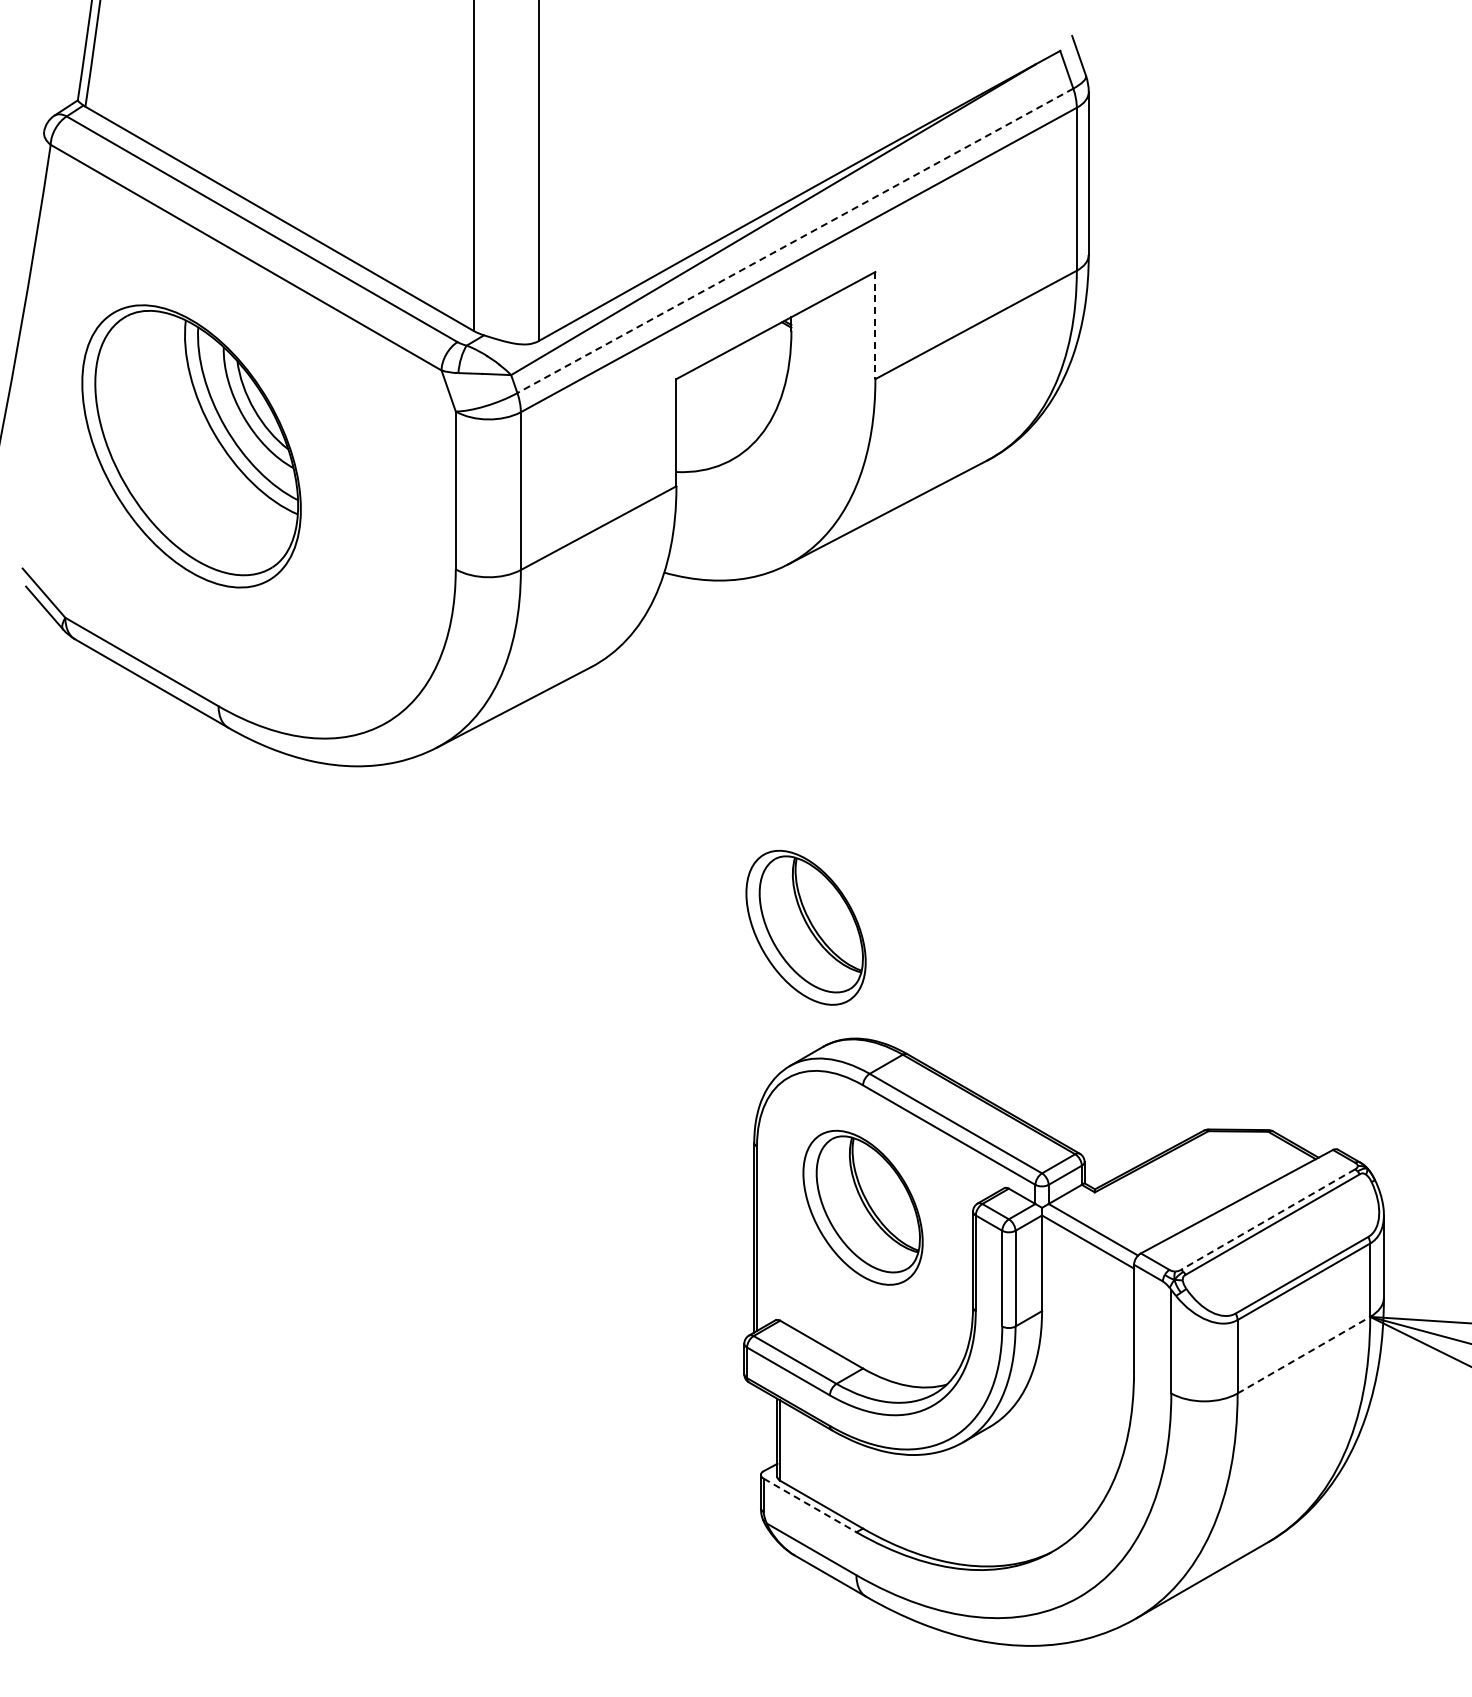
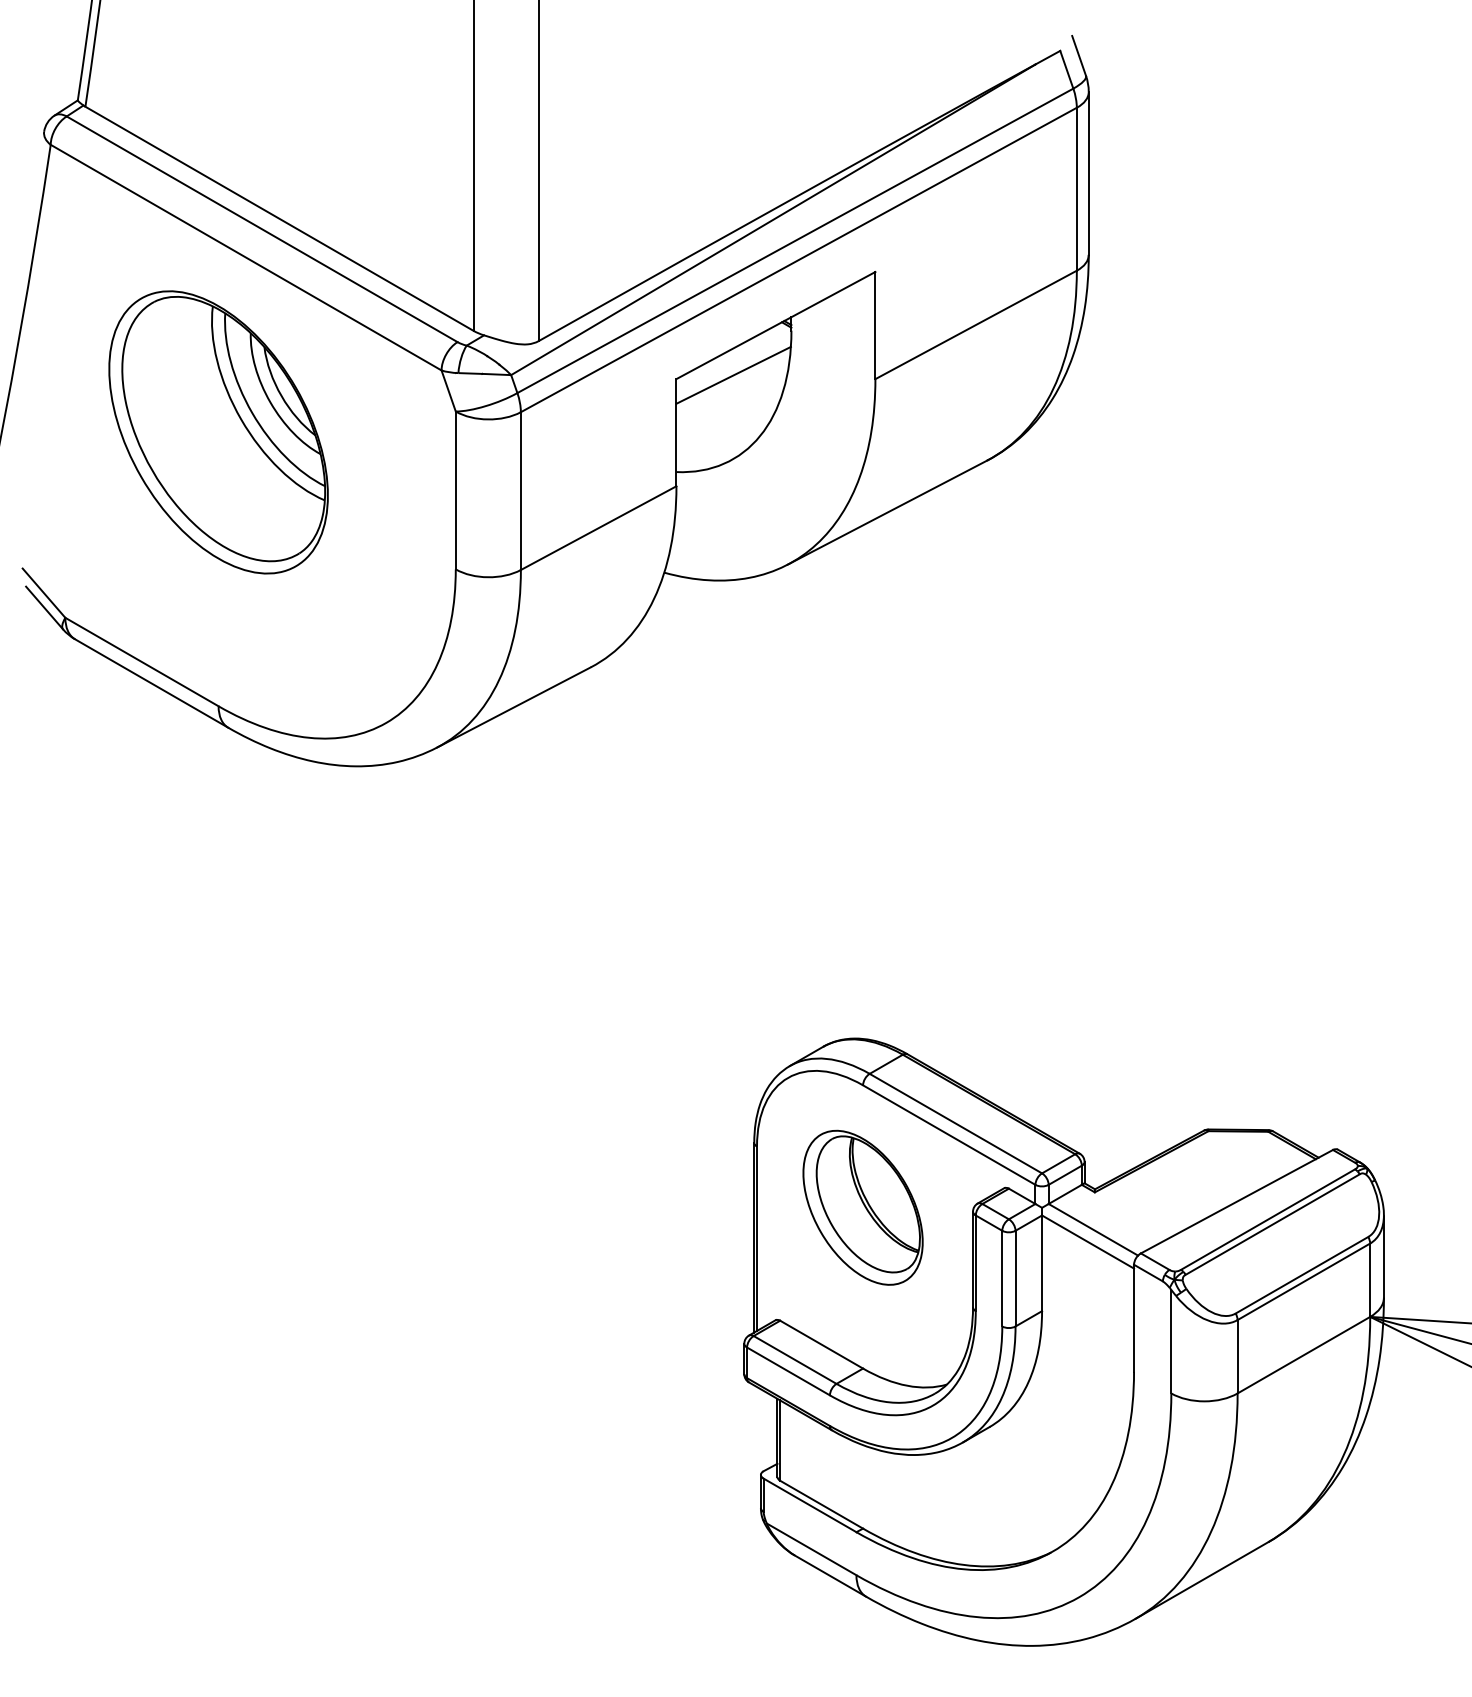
line: dashed -> solid (795, 240)
line: dashed -> solid (875, 325)
line: none -> present (733, 374)
part position: (191, 446) -> (218, 432) (218, 432)
part: present -> none (805, 927)
line: dashed -> solid (1267, 1219)
line: dashed -> solid (1303, 1355)
line: dashed -> solid (810, 1505)
